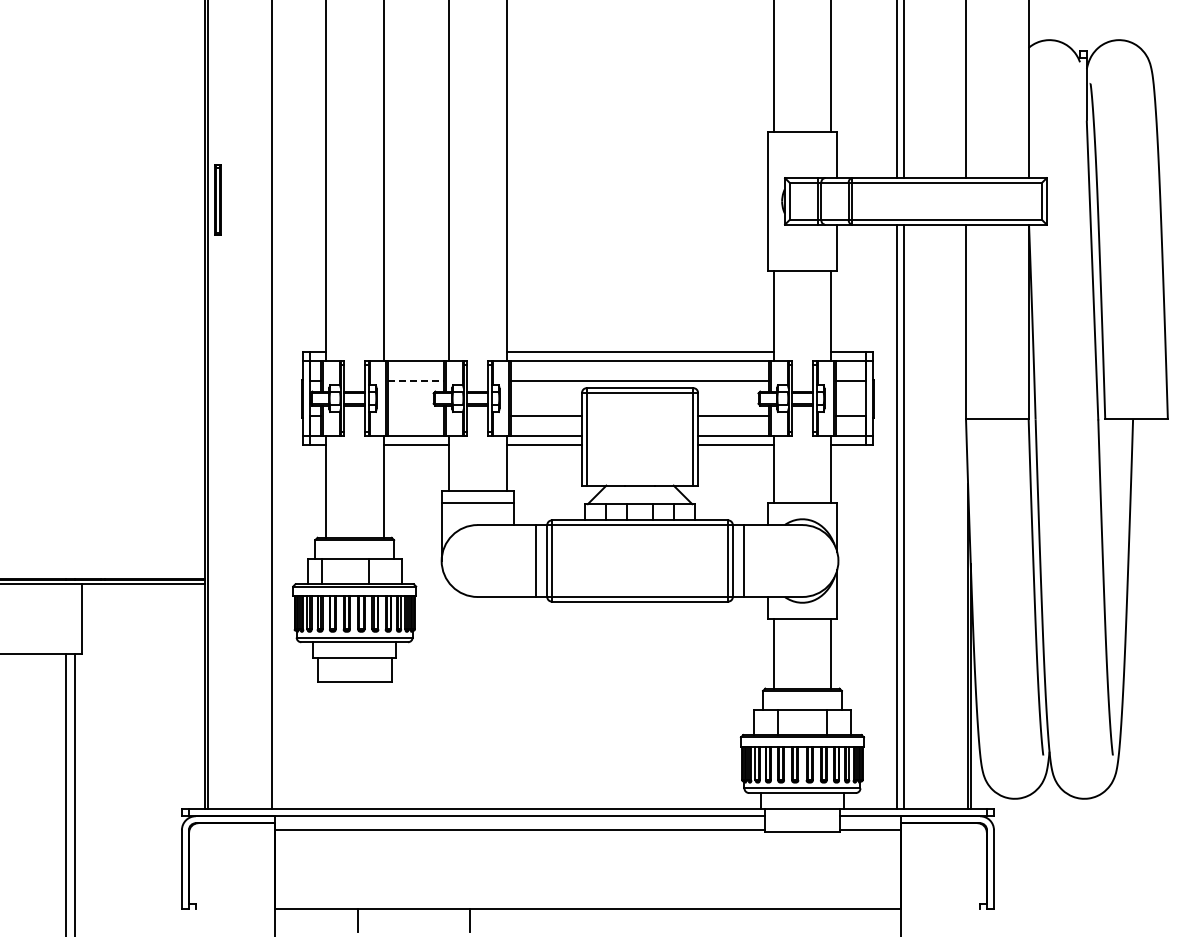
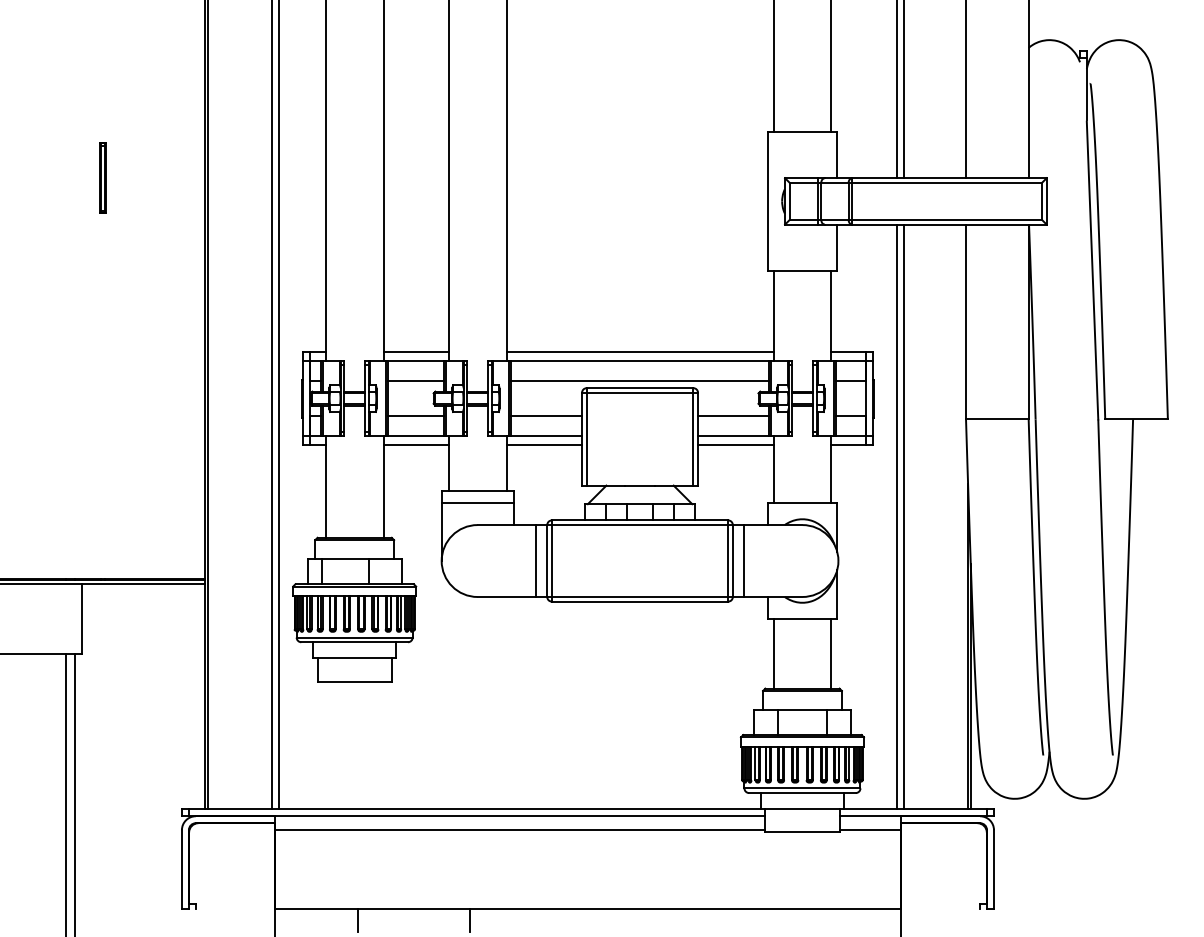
part position: (217, 199) -> (102, 177) (102, 177)
line: none -> present (415, 352)
line: dashed -> solid (416, 381)
line: none -> present (278, 405)
line: none -> present (416, 416)
